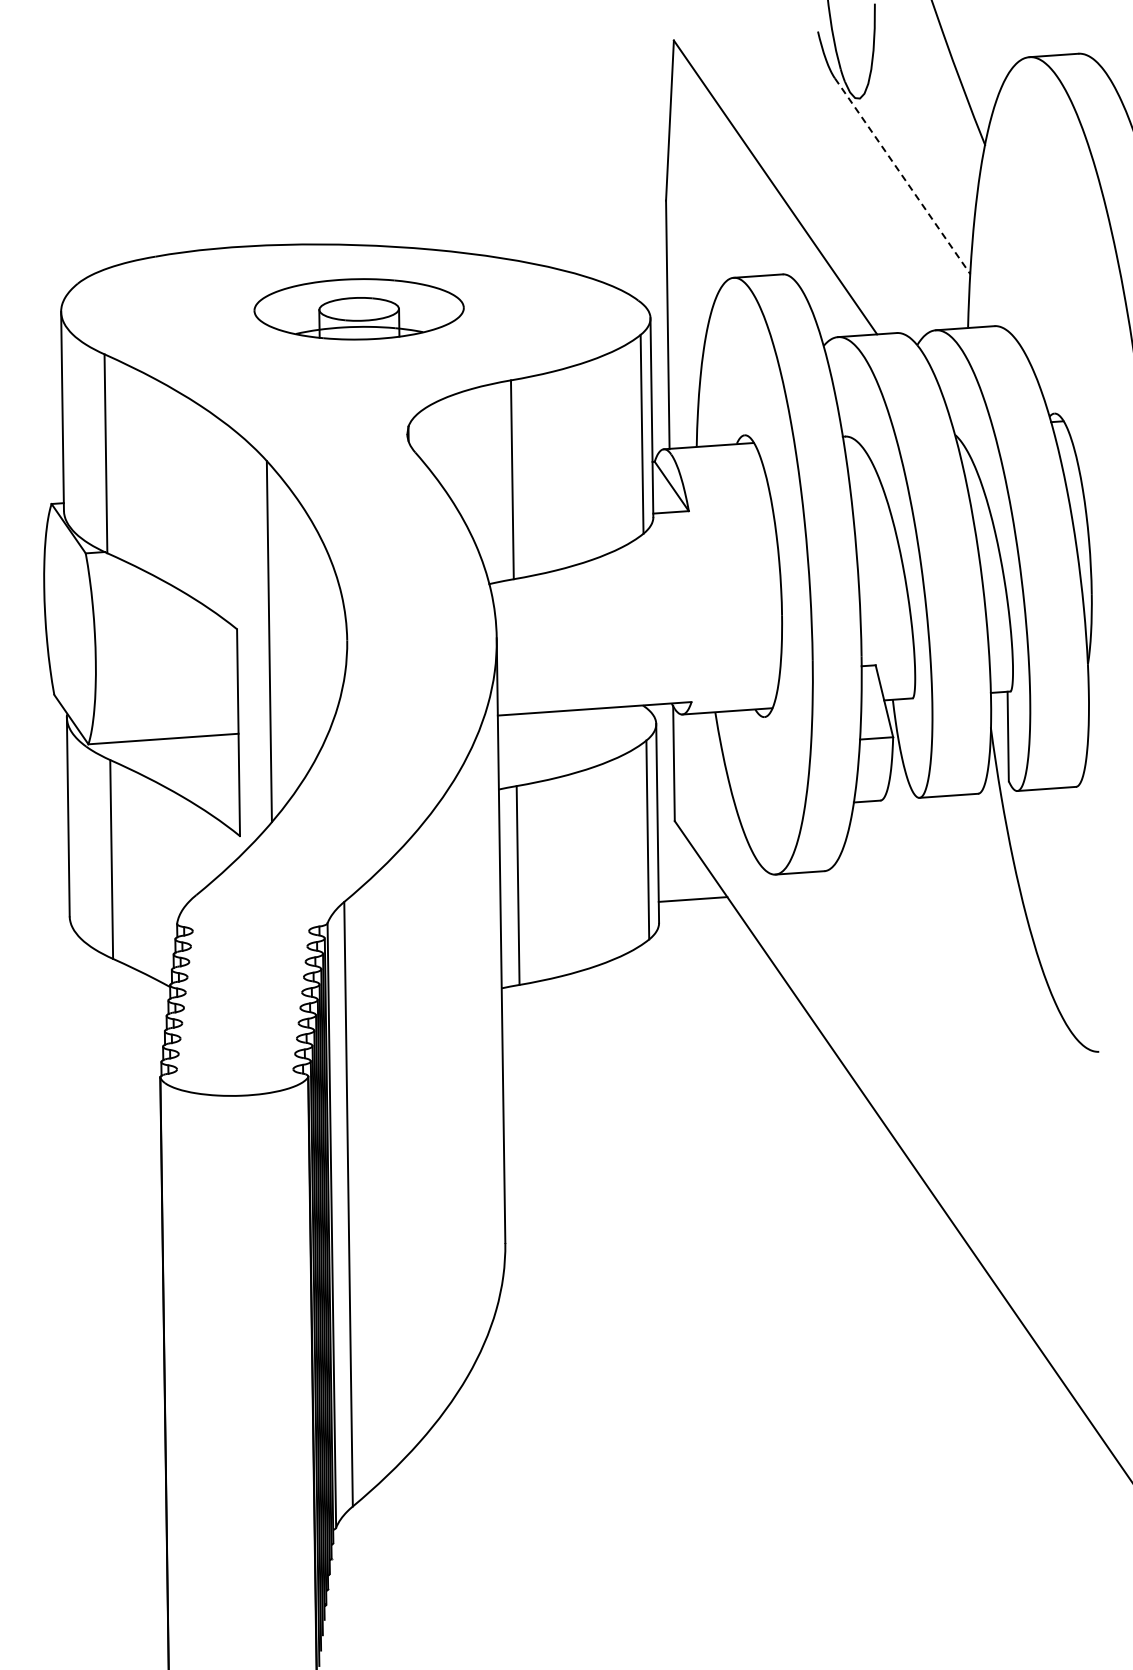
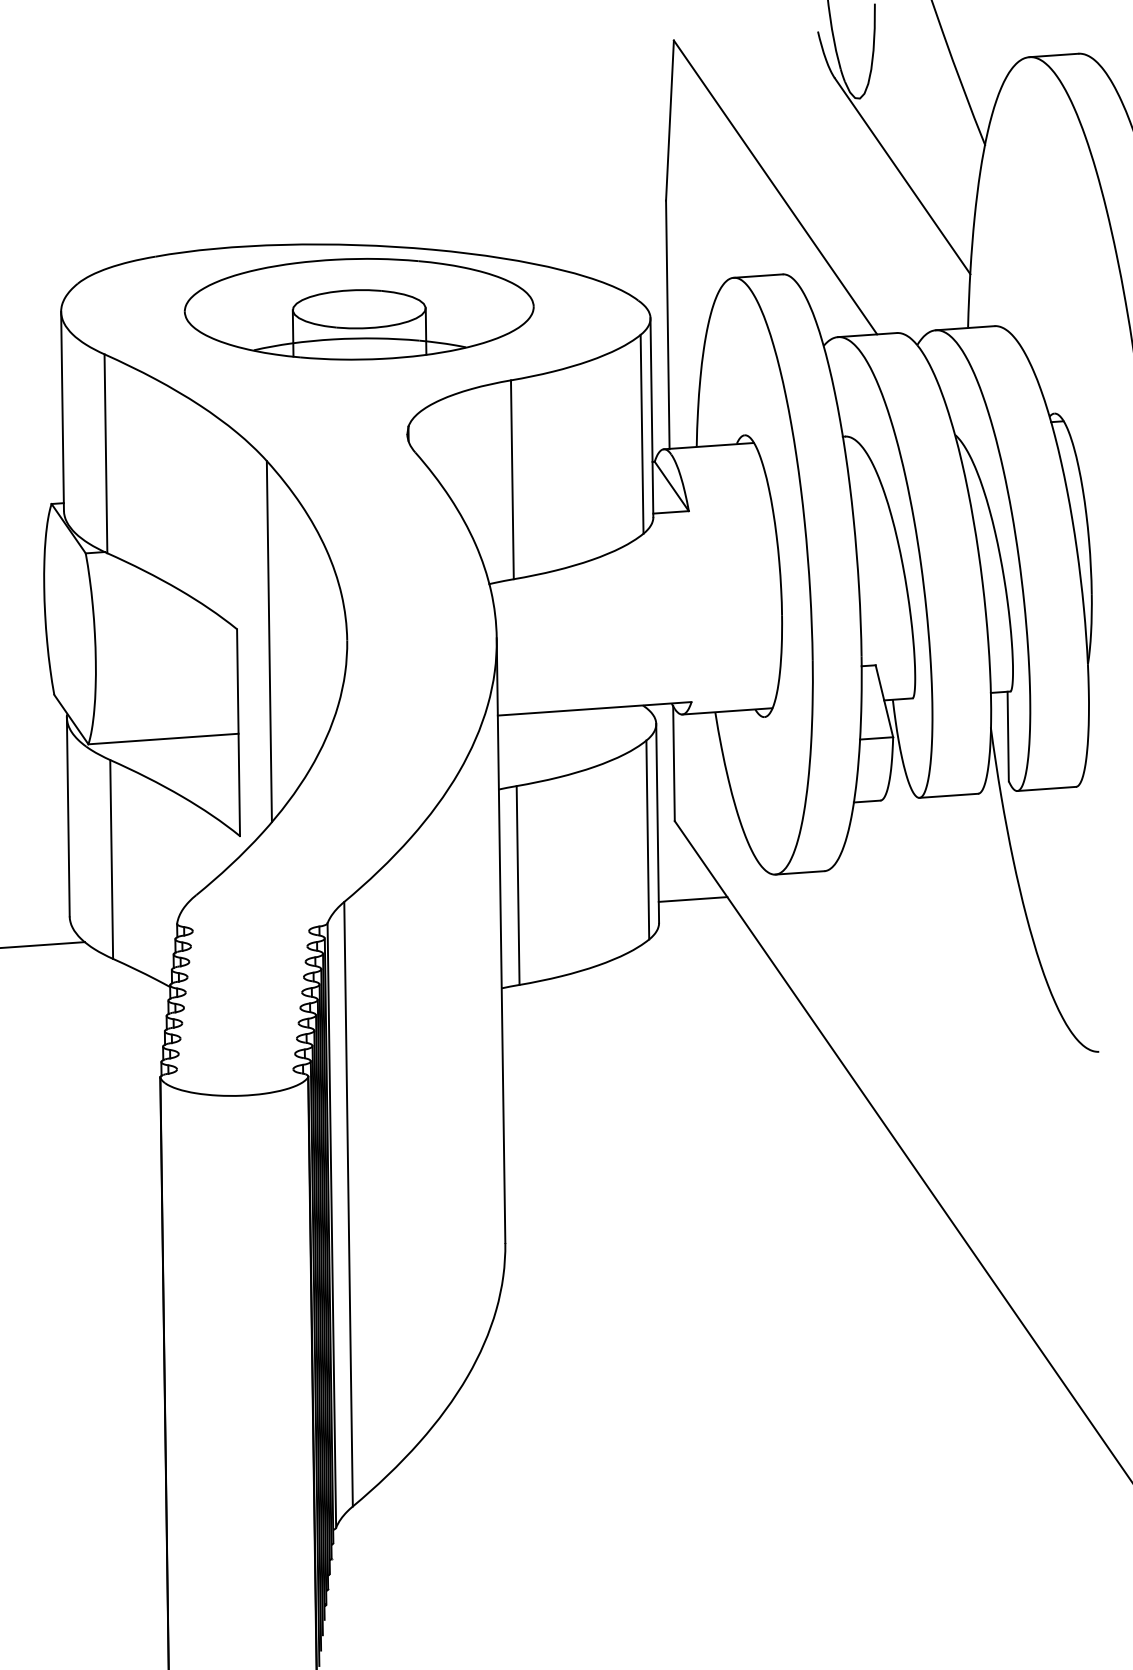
line: dashed -> solid (902, 176)
part size: 212x63 px -> 352x103 px (358, 309)
line: none -> present (43, 944)
